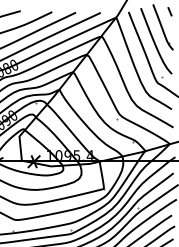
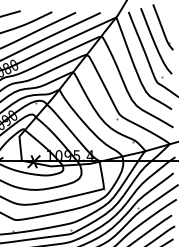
line: present -> none (169, 11)
